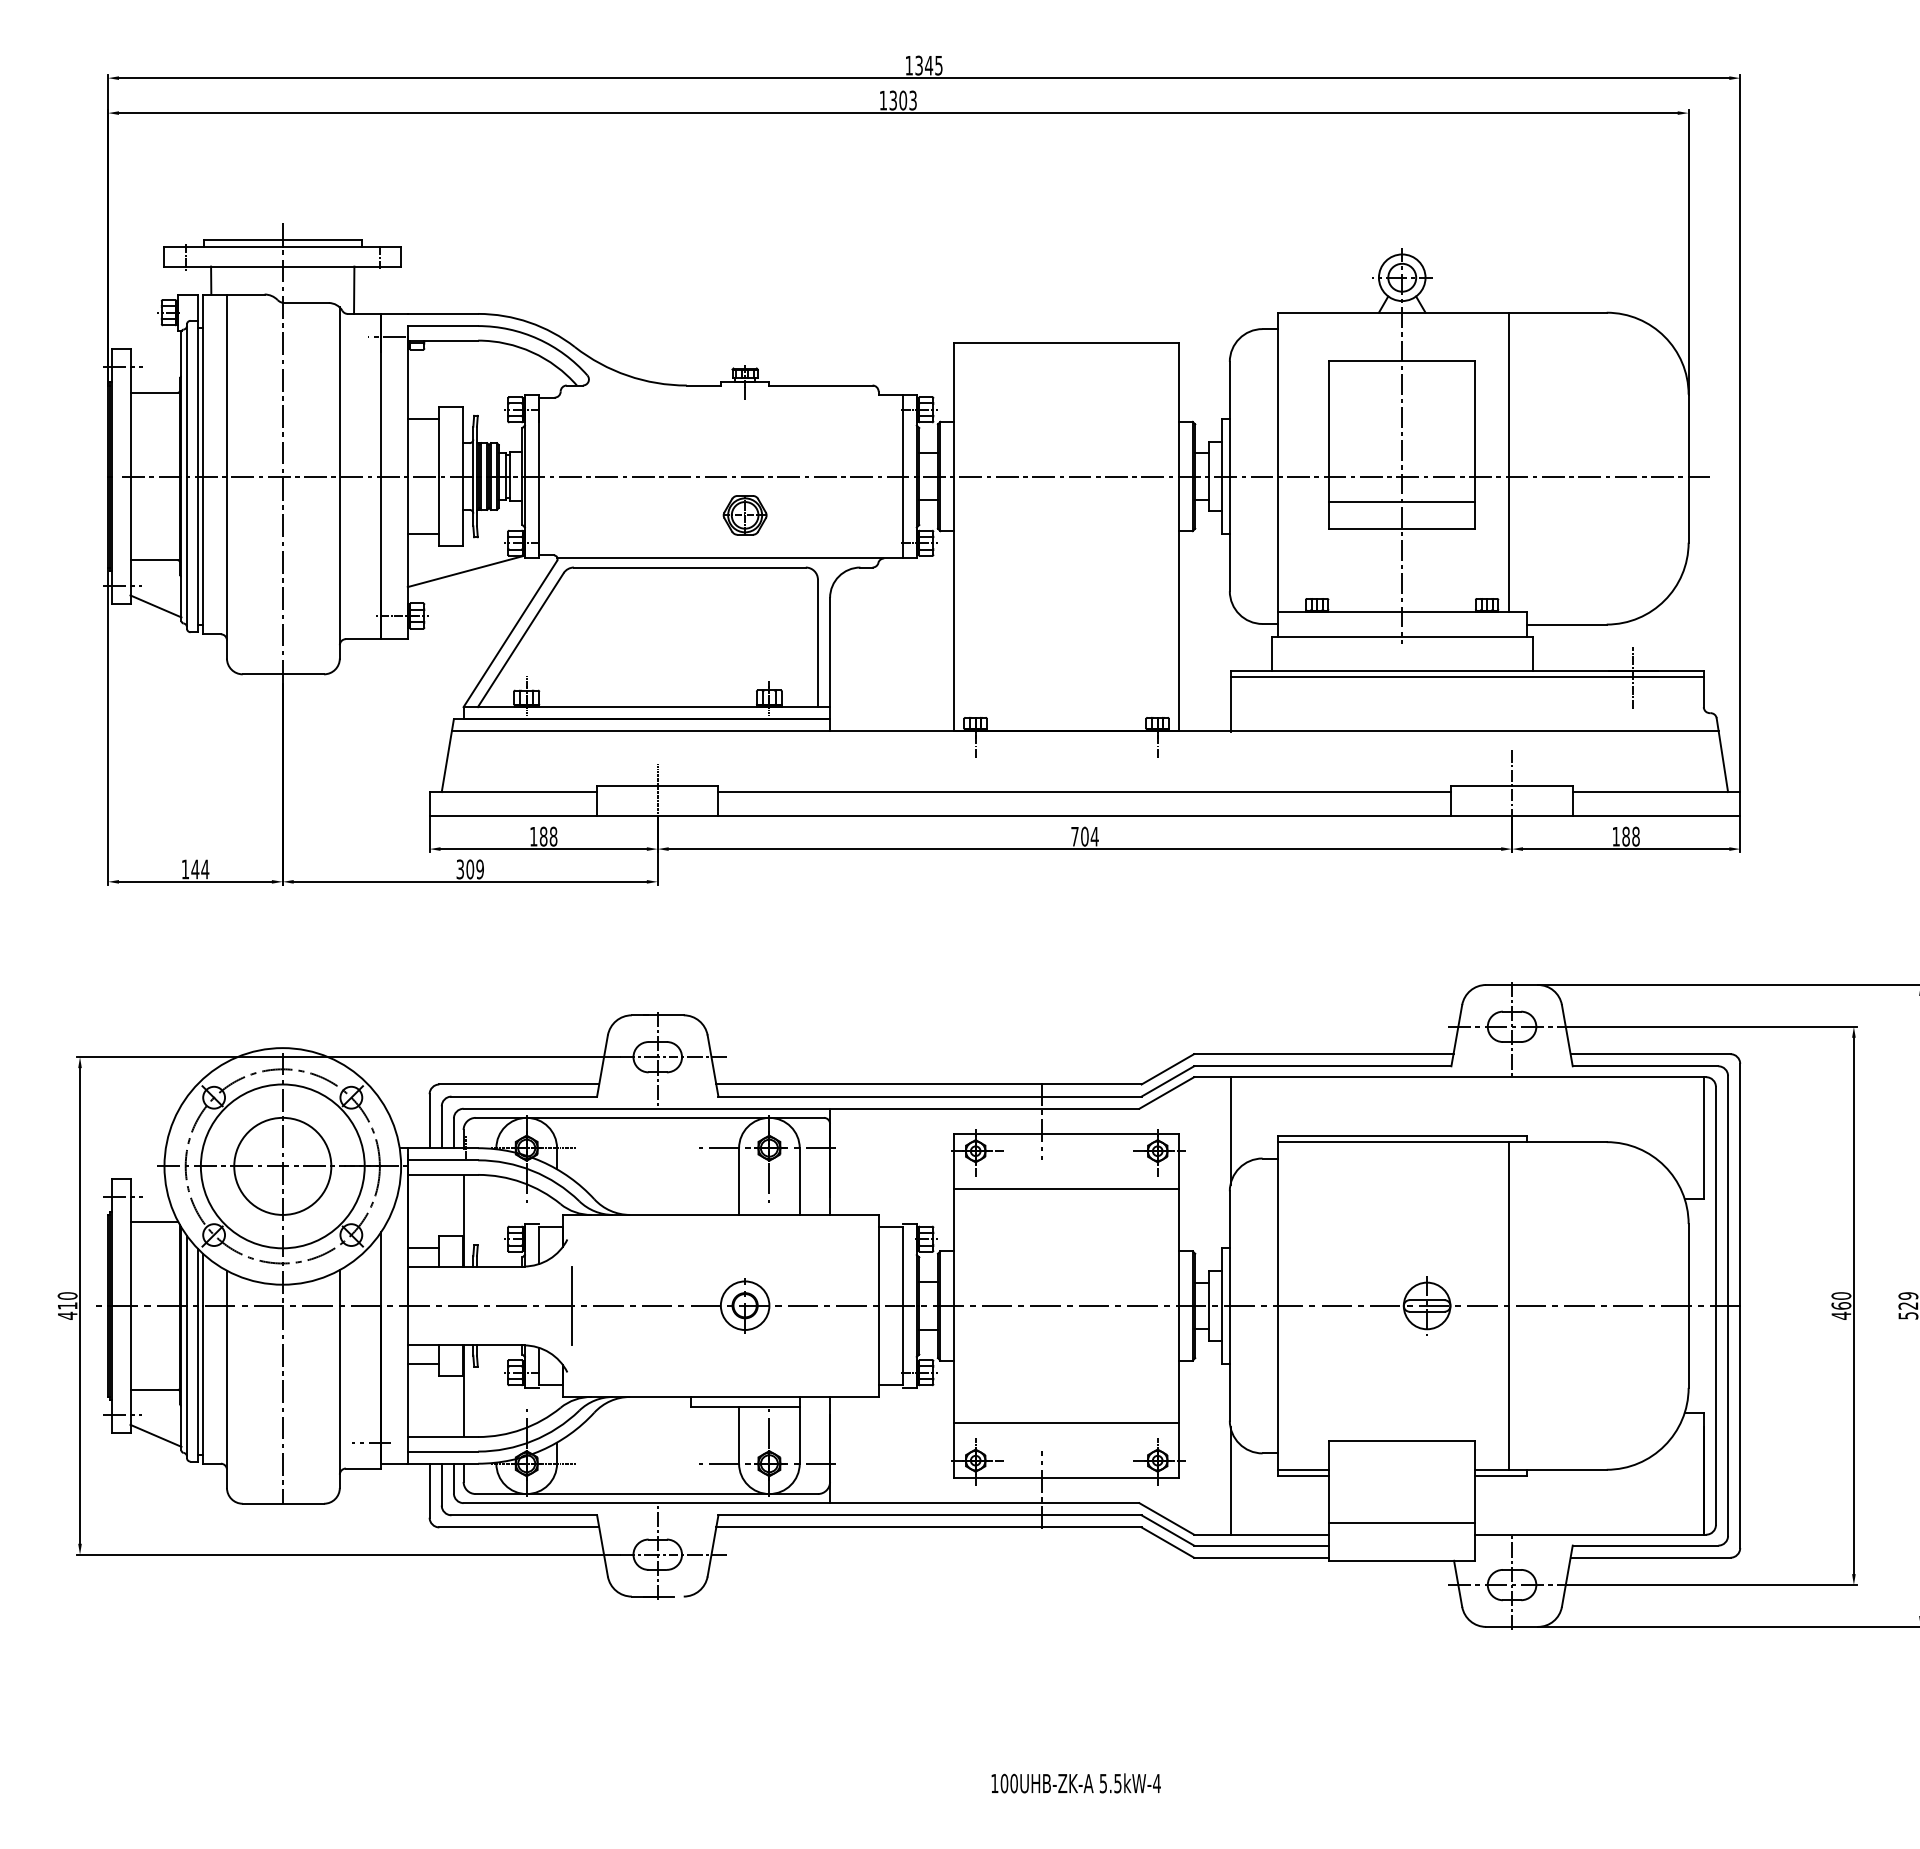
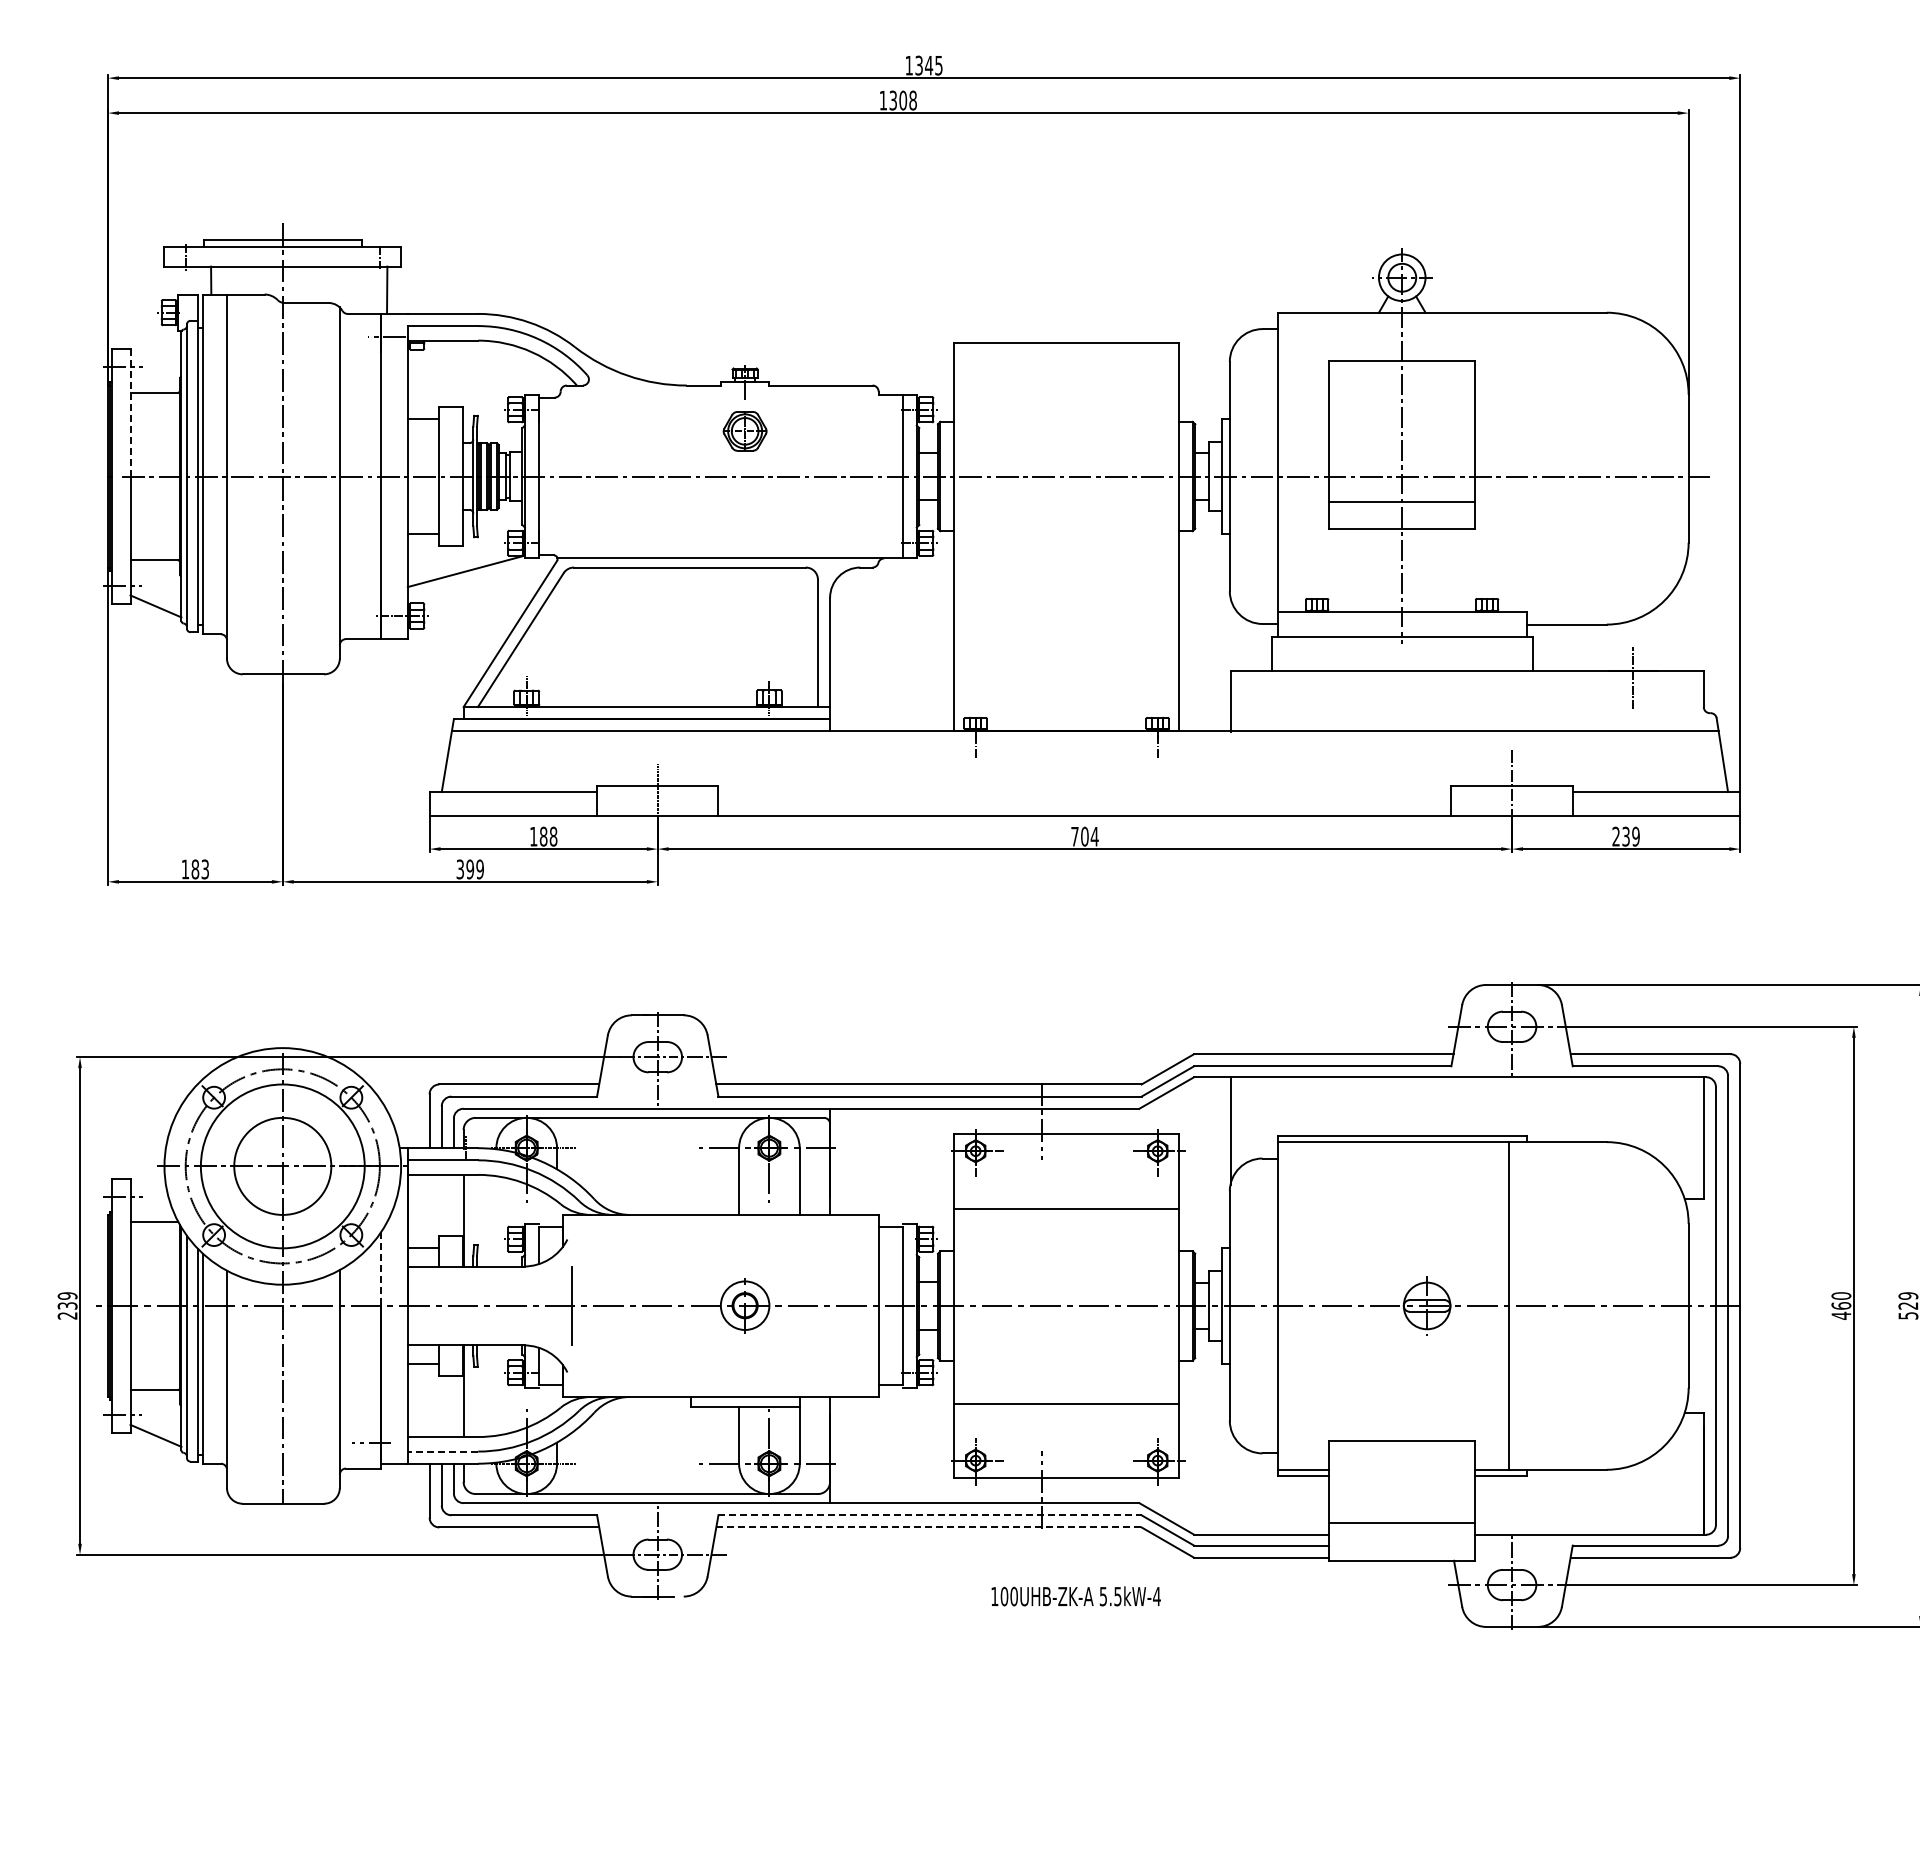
text: 1303 -> 1308 (912, 100)
line position: (354, 289) -> (387, 289) (387, 289)
line: solid -> dashed (130, 412)
line: present -> none (1509, 462)
part position: (744, 515) -> (744, 431) (744, 431)
line: present -> none (1466, 676)
line: present -> none (1084, 792)
text: 188 -> 239 (1625, 836)
text: 144 -> 183 (200, 869)
text: 309 -> 399 (469, 869)
line position: (1066, 1188) -> (1066, 1208) (1066, 1208)
line: solid -> dashed (381, 1269)
text: 410 -> 239 (67, 1305)
line position: (1066, 1423) -> (1066, 1404) (1066, 1404)
line: solid -> dashed (442, 1451)
line: present -> none (1230, 1480)
line: solid -> dashed (930, 1515)
line: solid -> dashed (928, 1527)
text position: (1075, 1783) -> (1075, 1596) (1075, 1596)
